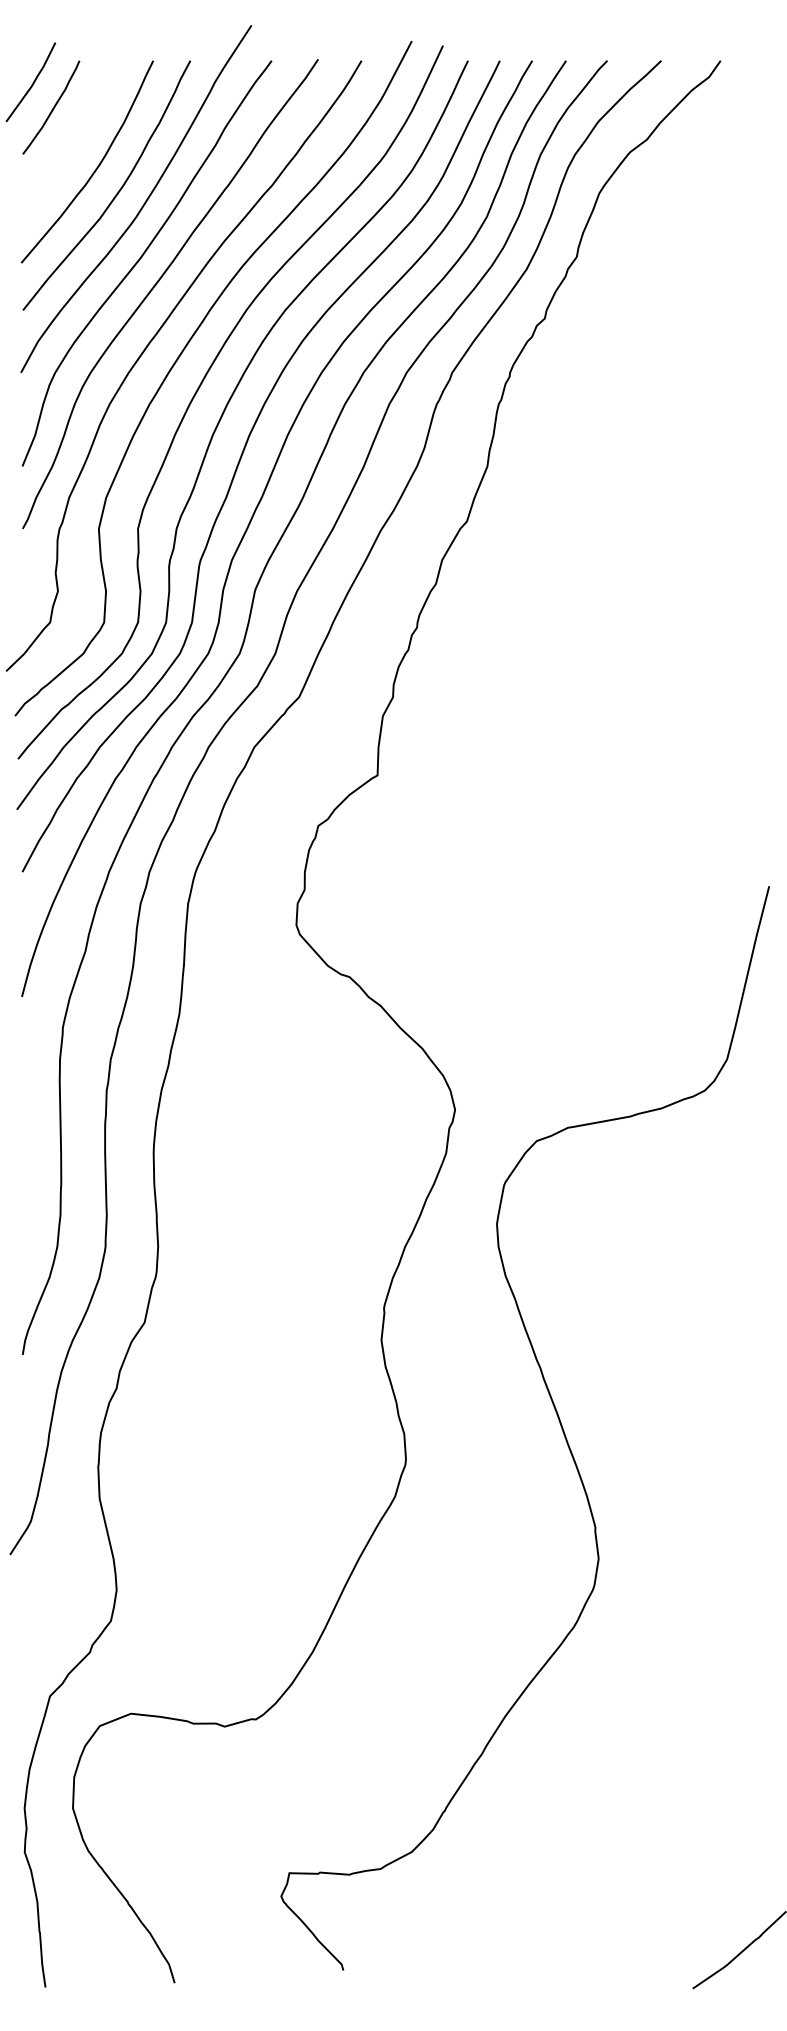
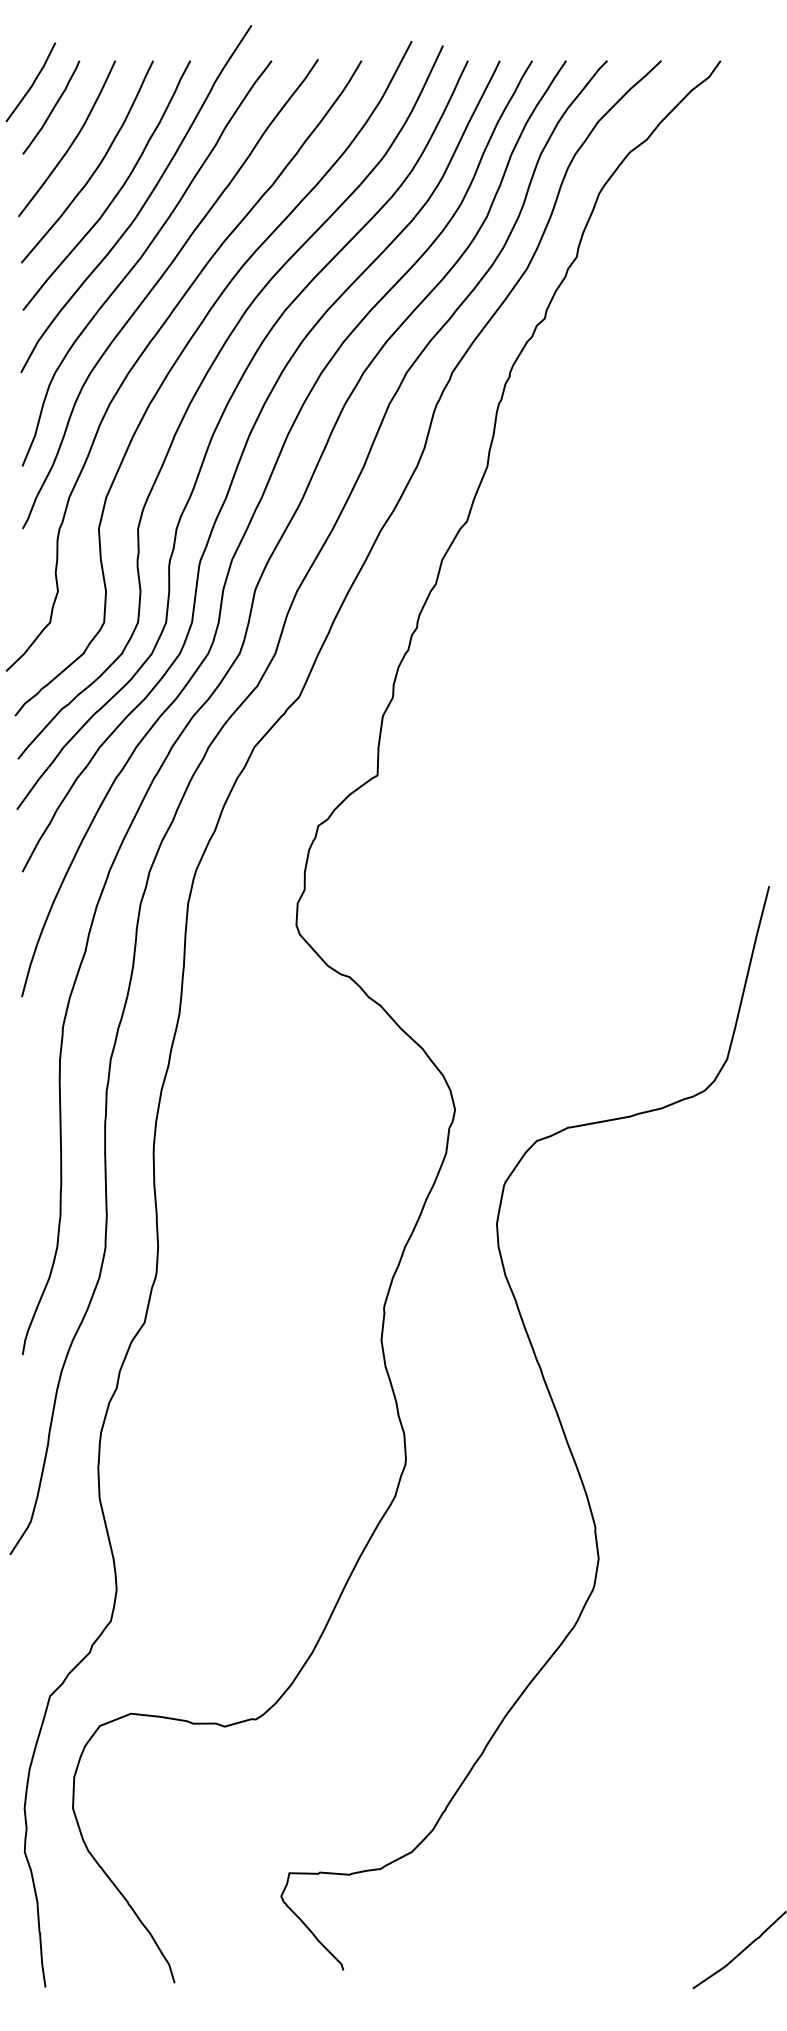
curve: none -> present (71, 142)
